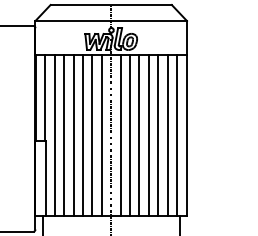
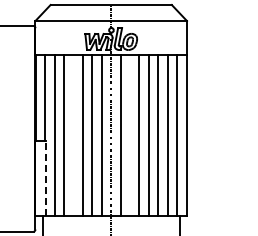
line: present -> none (73, 134)
line: present -> none (130, 134)
line: solid -> dashed (45, 177)
